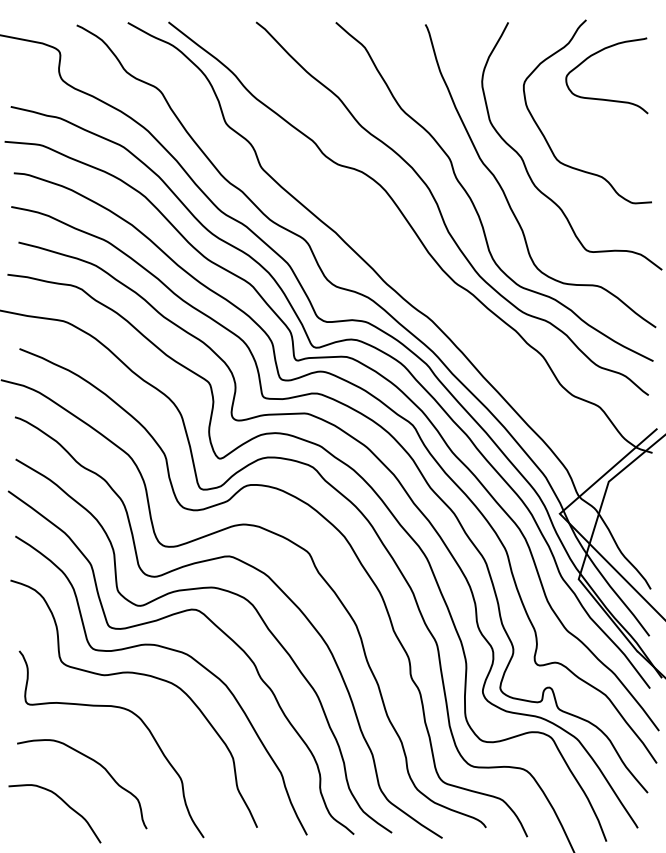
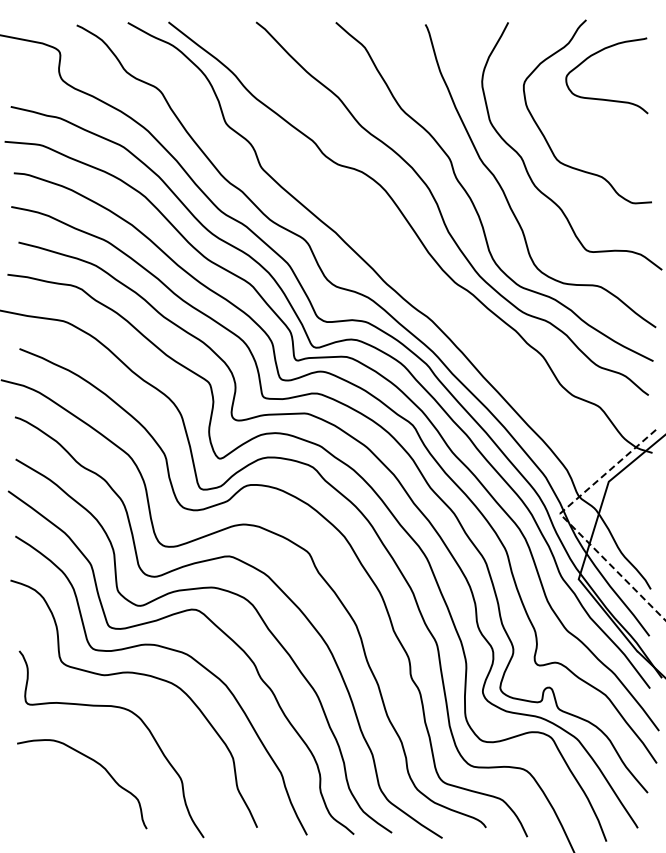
line: solid -> dashed (566, 520)
curve: present -> none (64, 803)
